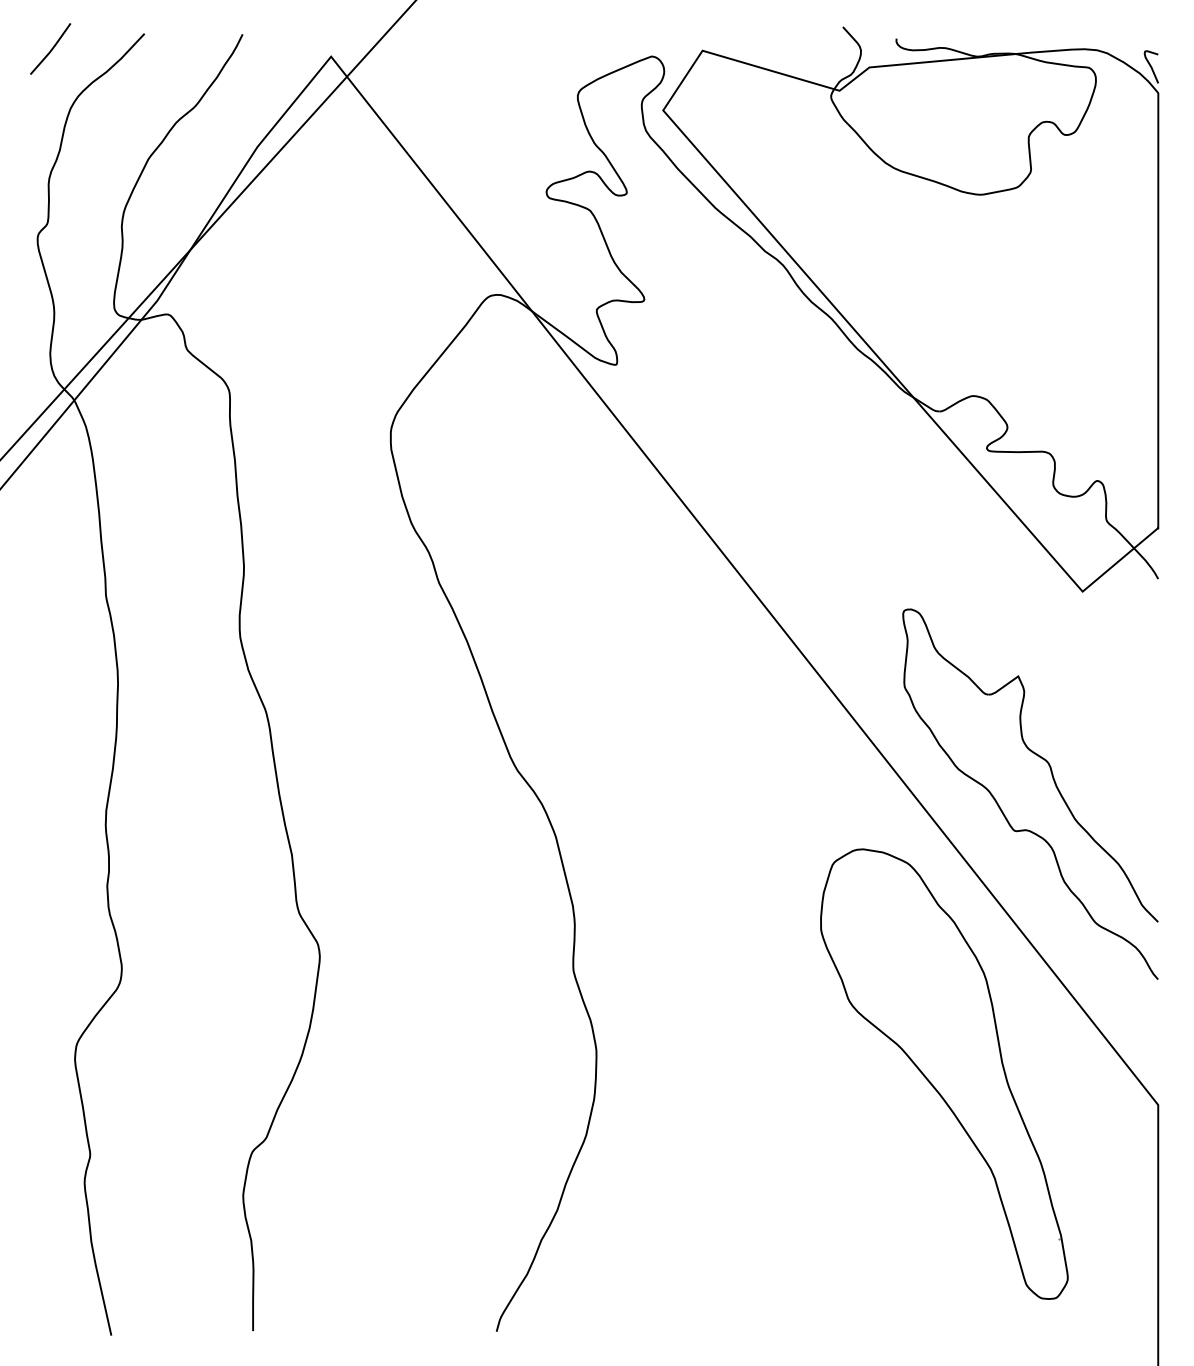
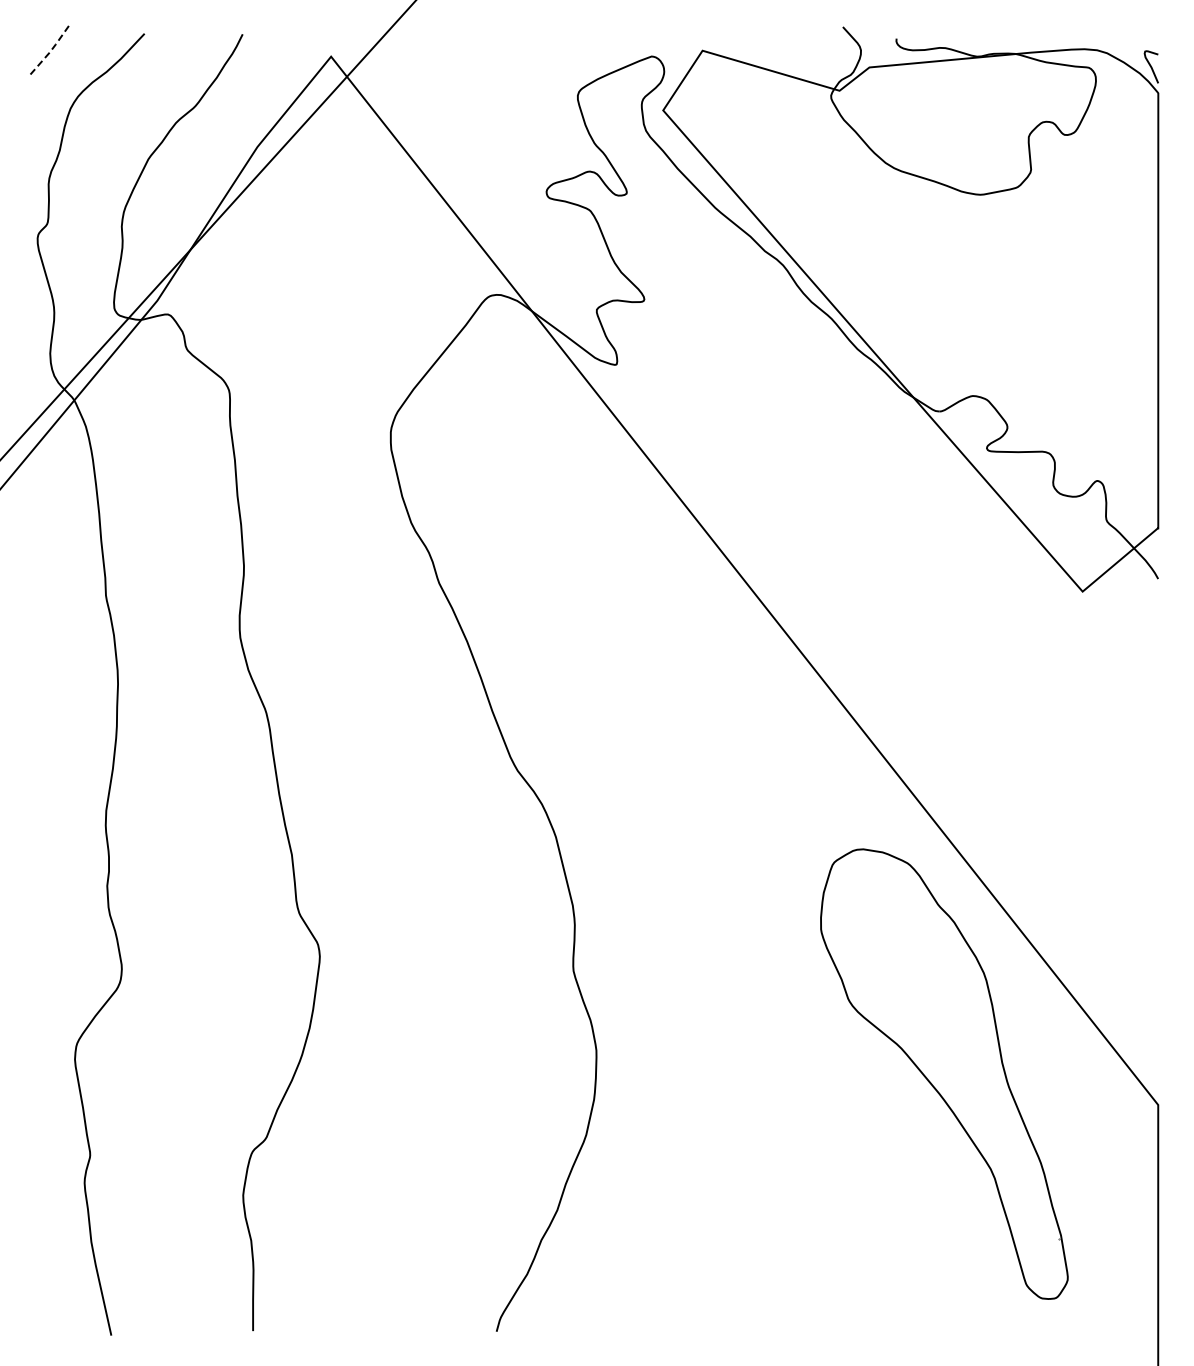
line: solid -> dashed (51, 49)
part: present -> none (1054, 784)
